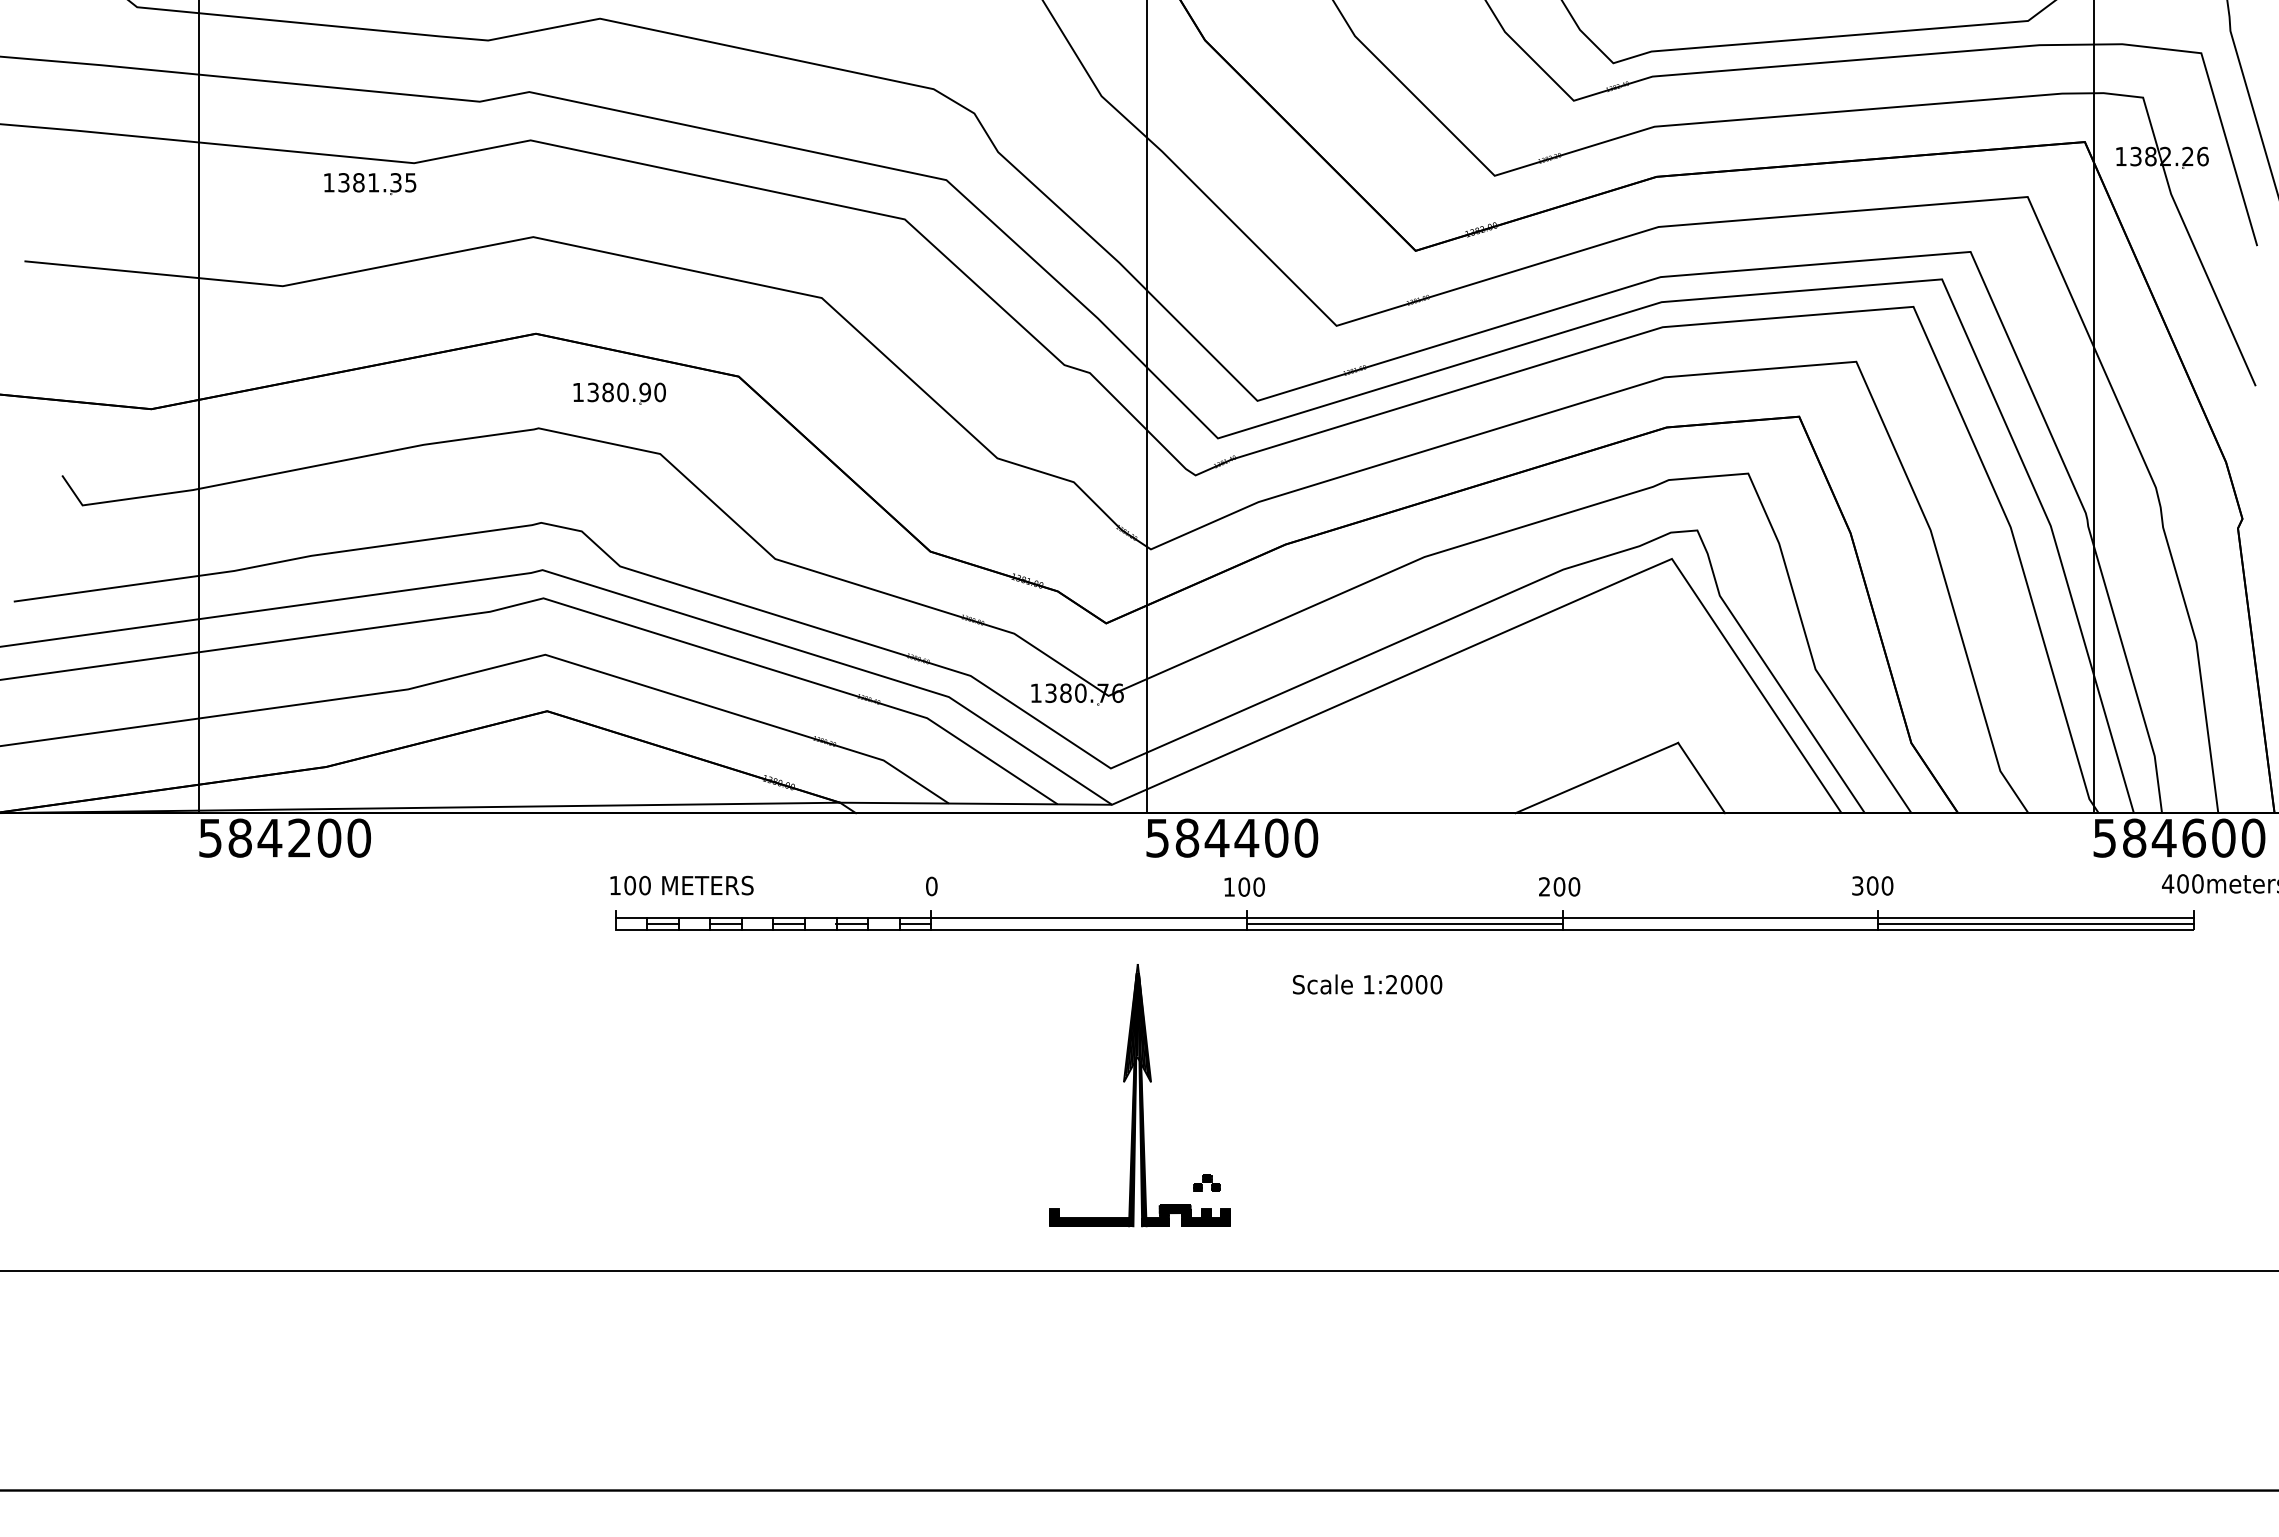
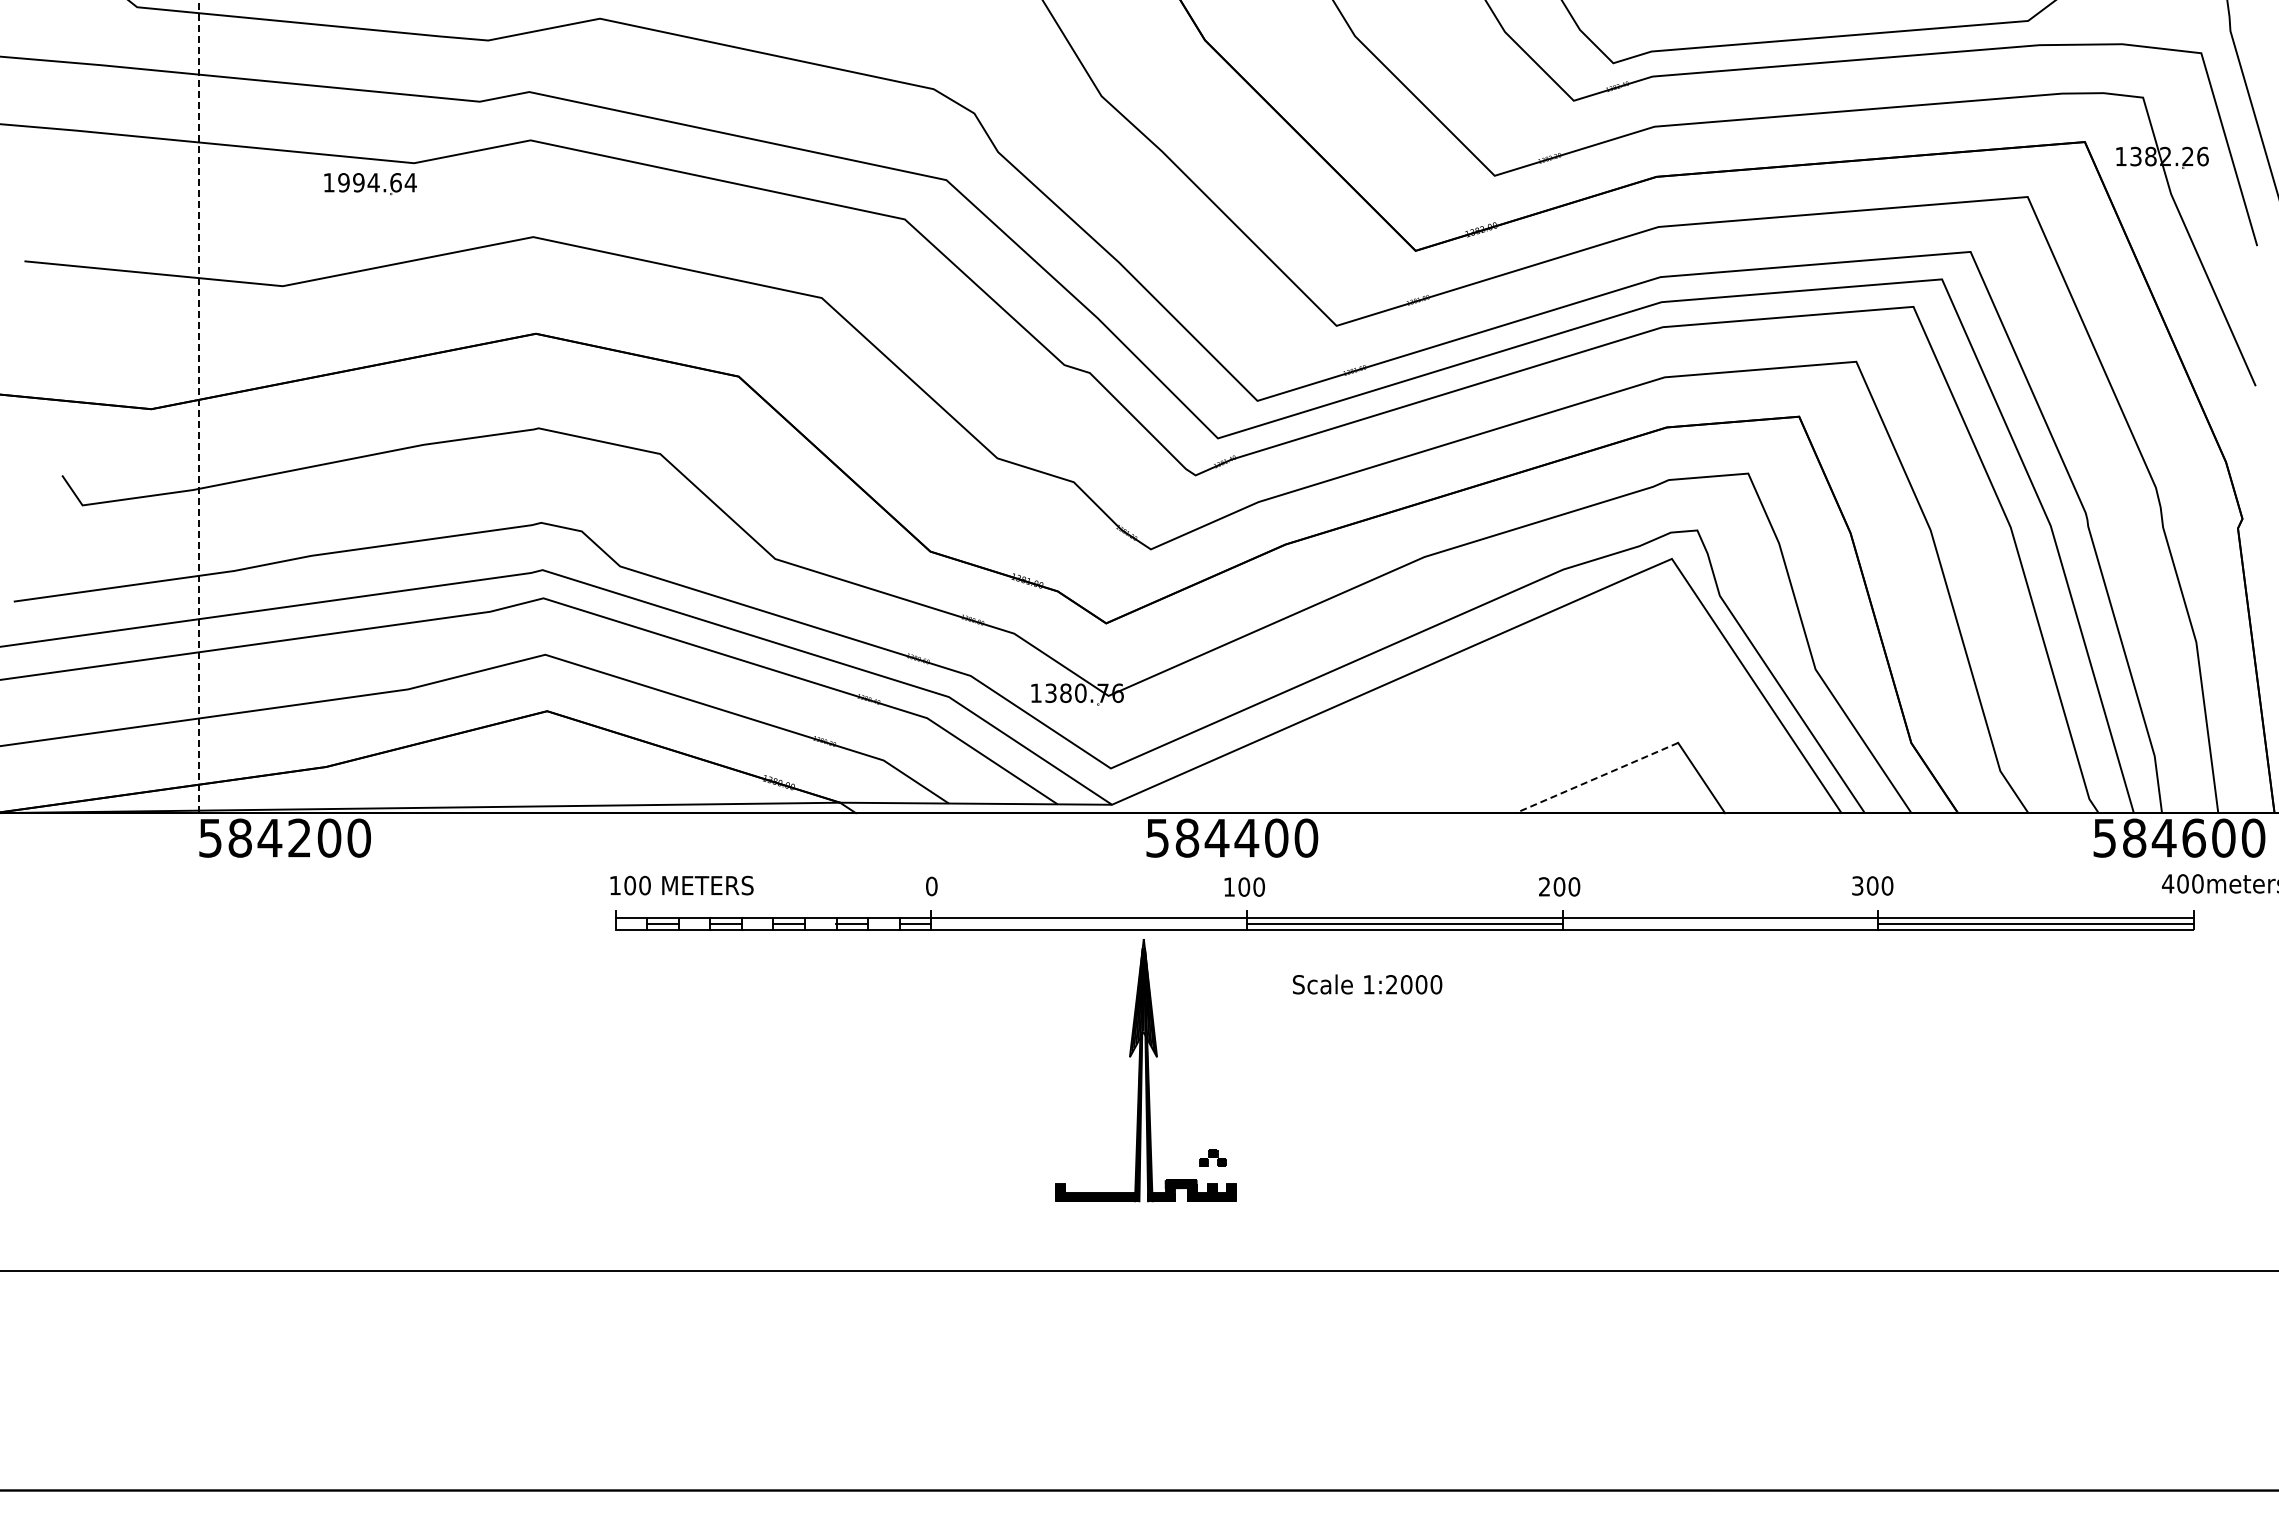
text: 1381.35 -> 1994.64 (377, 182)
part: present -> none (619, 393)
line: solid -> dashed (199, 406)
line: present -> none (1146, 407)
line: present -> none (2093, 407)
line: solid -> dashed (1596, 778)
part position: (1139, 1095) -> (1145, 1070) (1145, 1070)
